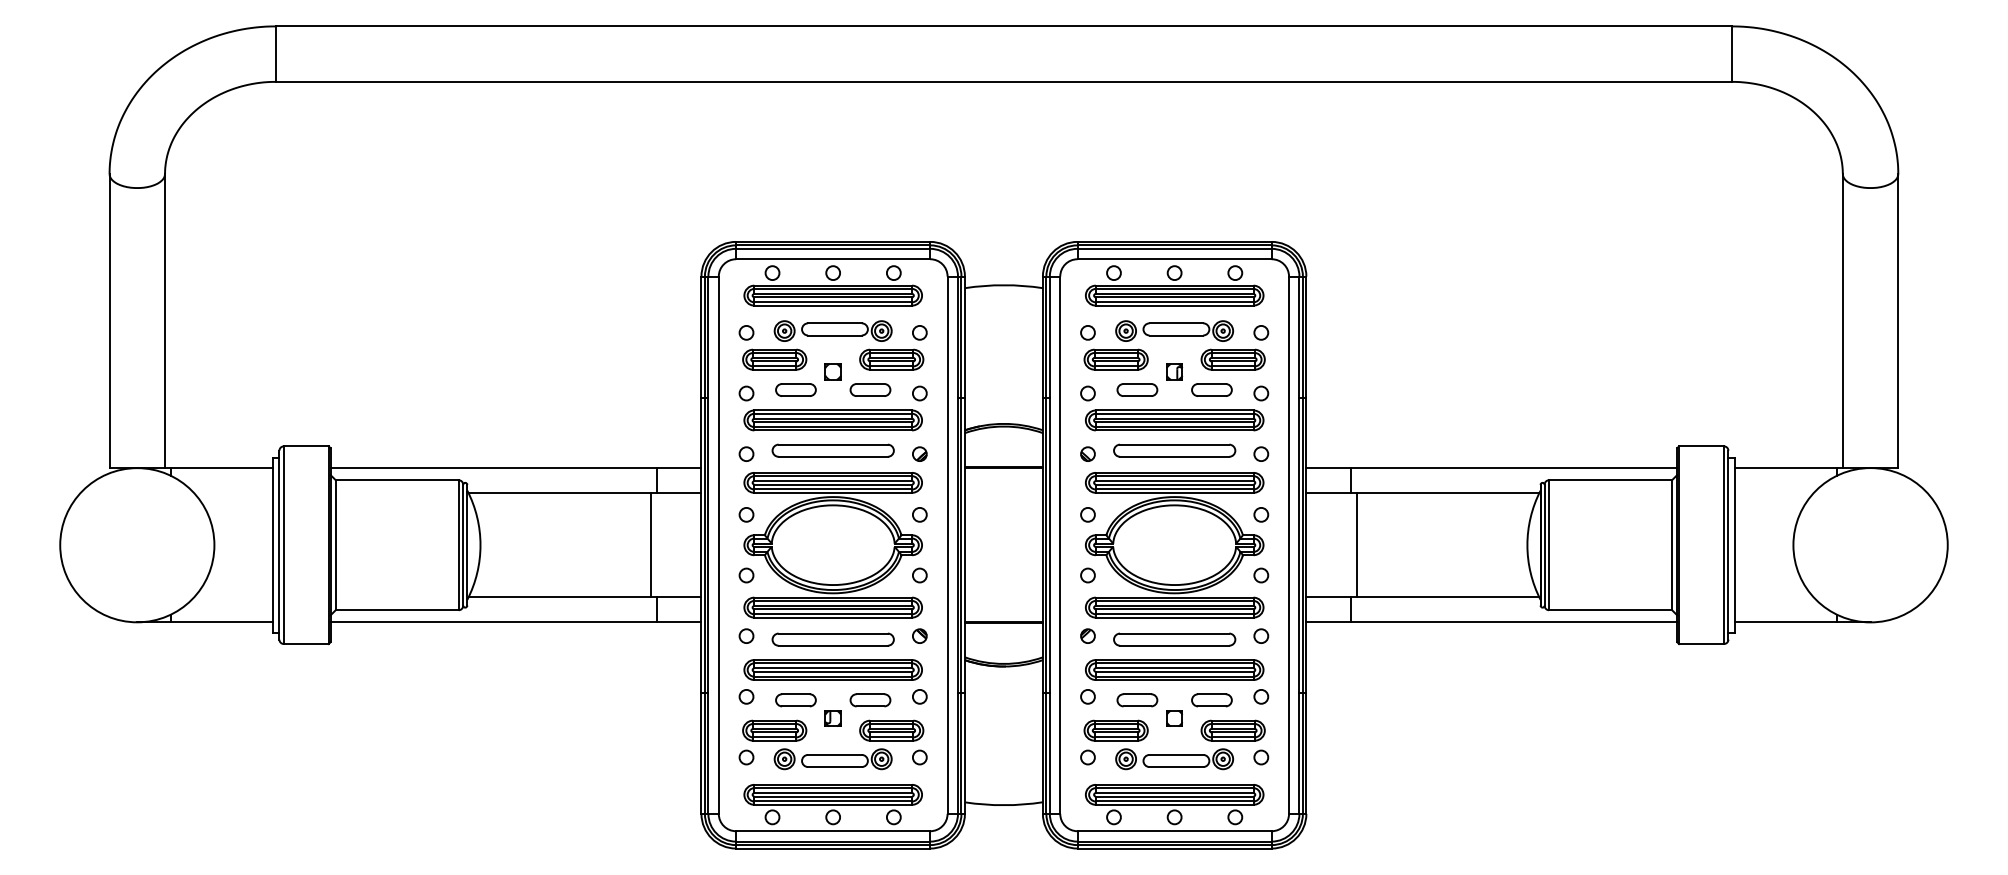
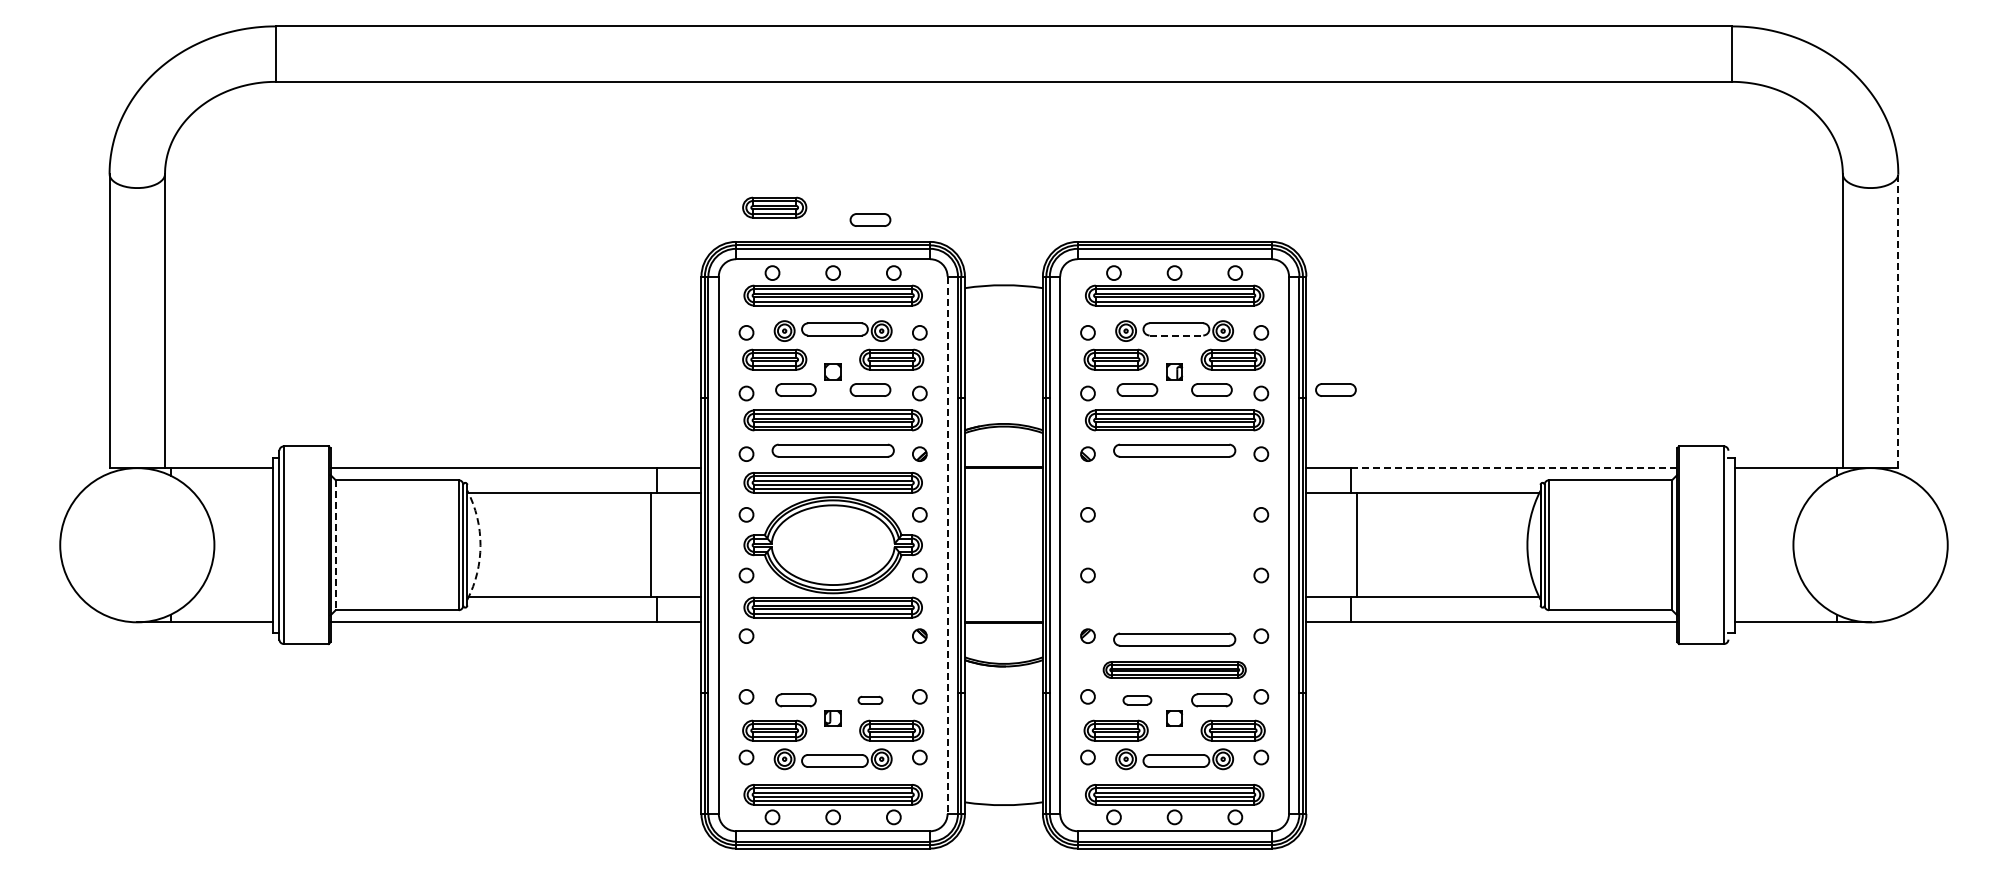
part: none -> present (774, 207)
part: none -> present (870, 219)
line: solid -> dashed (1898, 321)
line: solid -> dashed (1176, 335)
part: none -> present (1335, 389)
line: solid -> dashed (1513, 468)
line: present -> none (1728, 544)
line: solid -> dashed (335, 545)
arc: solid -> dashed (480, 545)
line: solid -> dashed (947, 545)
part: present -> none (1174, 545)
part: present -> none (832, 639)
part: present -> none (832, 669)
part size: 180x22 px -> 145x18 px (1174, 669)
part size: 43x15 px -> 27x10 px (870, 699)
part size: 43x15 px -> 31x11 px (1137, 700)
